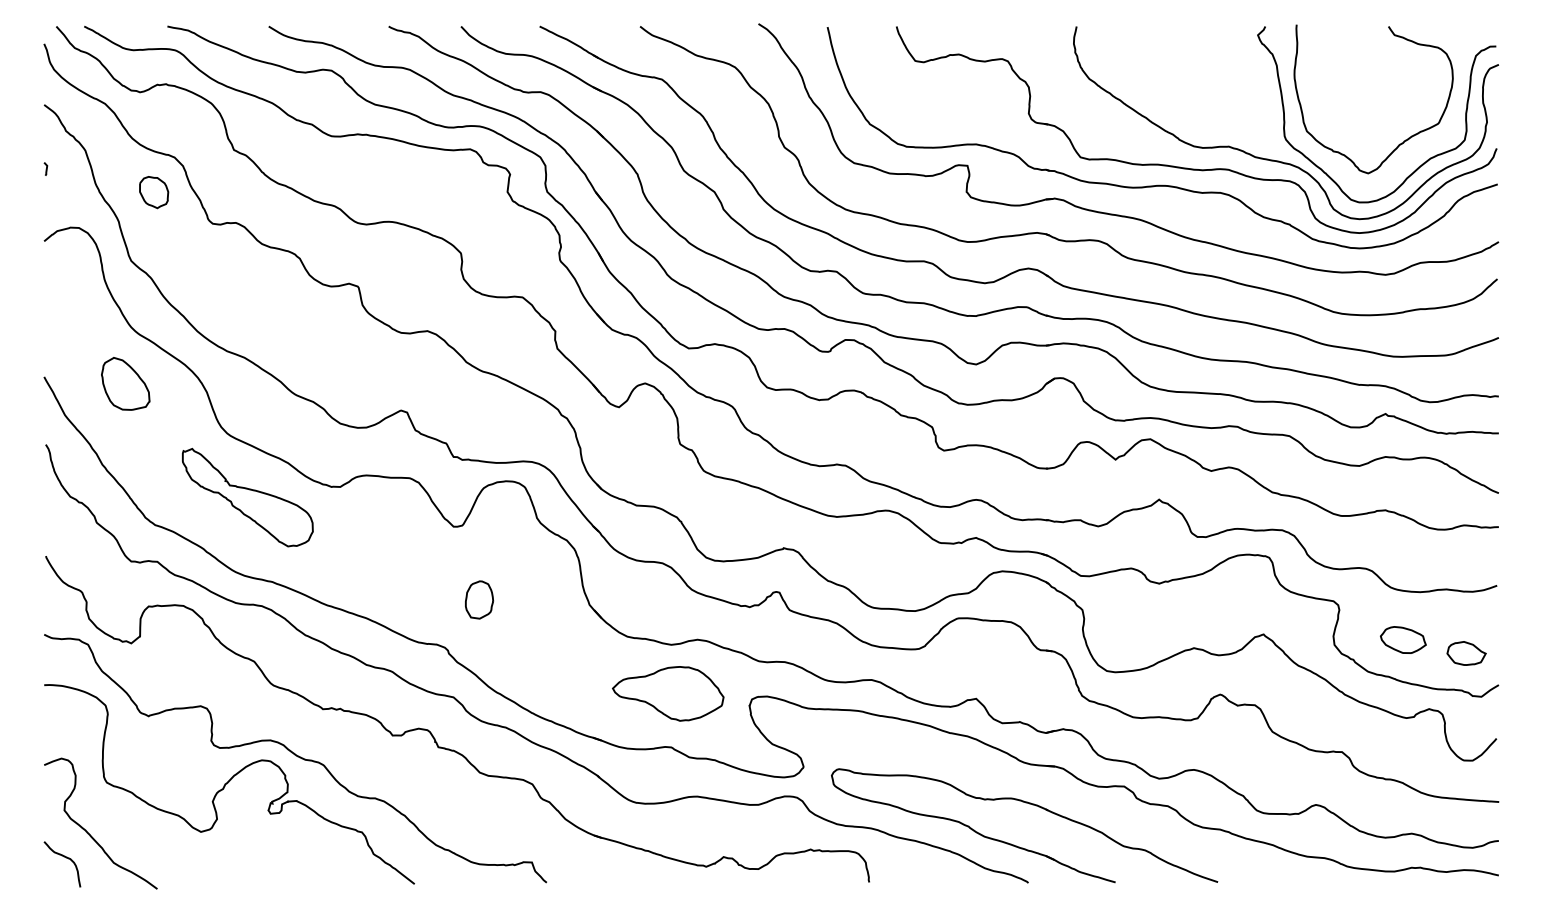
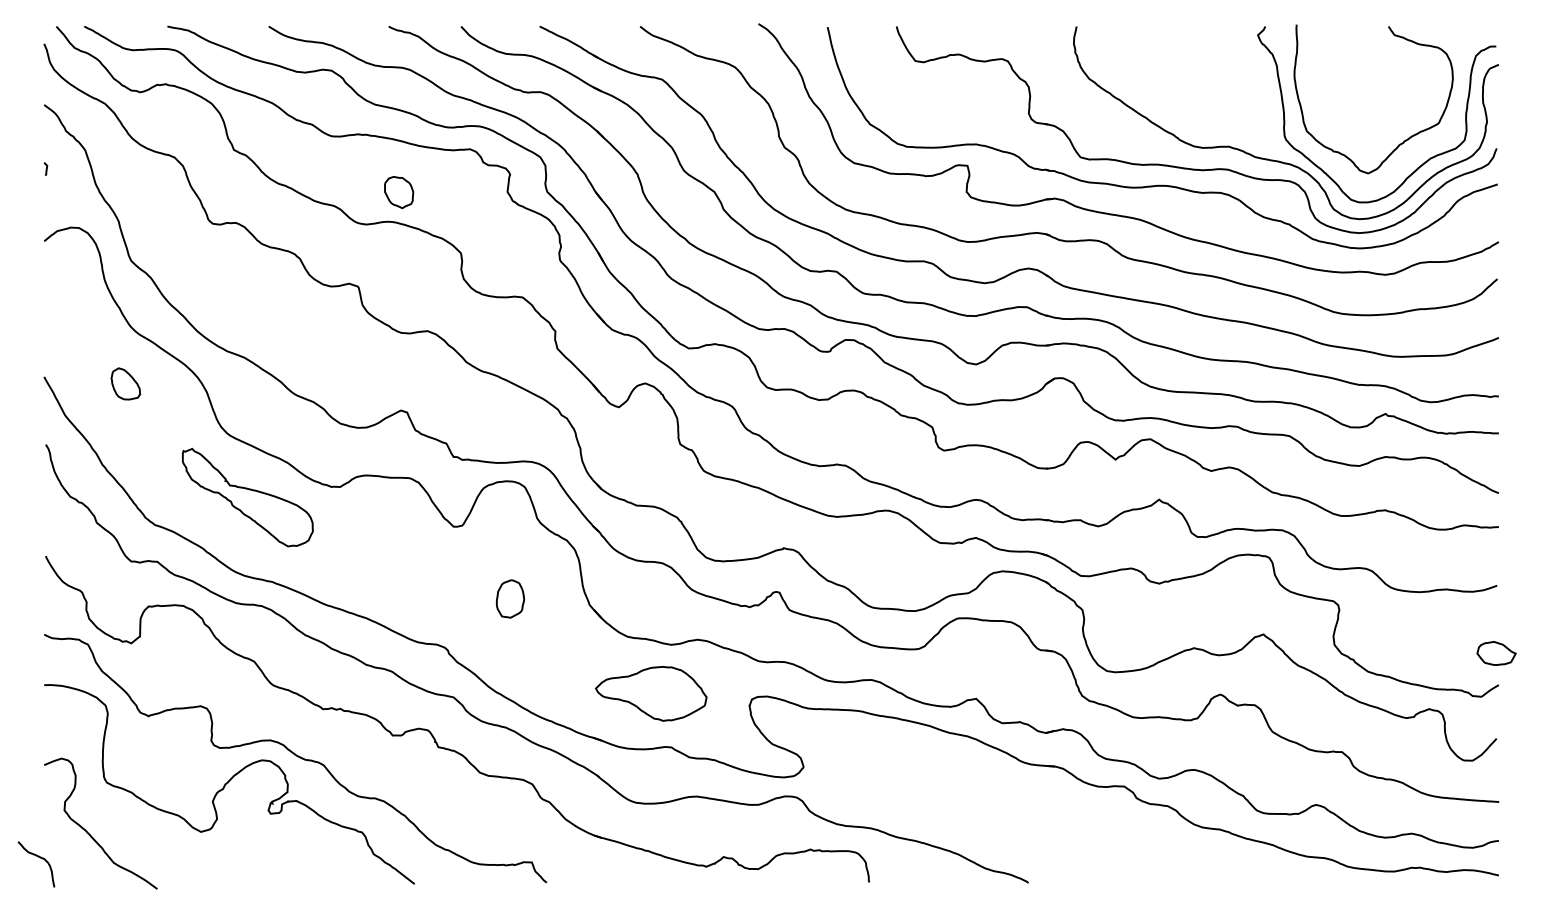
part position: (154, 192) -> (399, 192) (399, 192)
part size: 50x54 px -> 31x34 px (125, 383)
part position: (479, 599) -> (510, 598) (510, 598)
part: present -> none (1403, 639)
part position: (1466, 653) -> (1496, 653) (1496, 653)
part position: (668, 693) -> (651, 693) (651, 693)
part: present -> none (1014, 844)
curve position: (66, 858) -> (40, 858) (40, 858)
